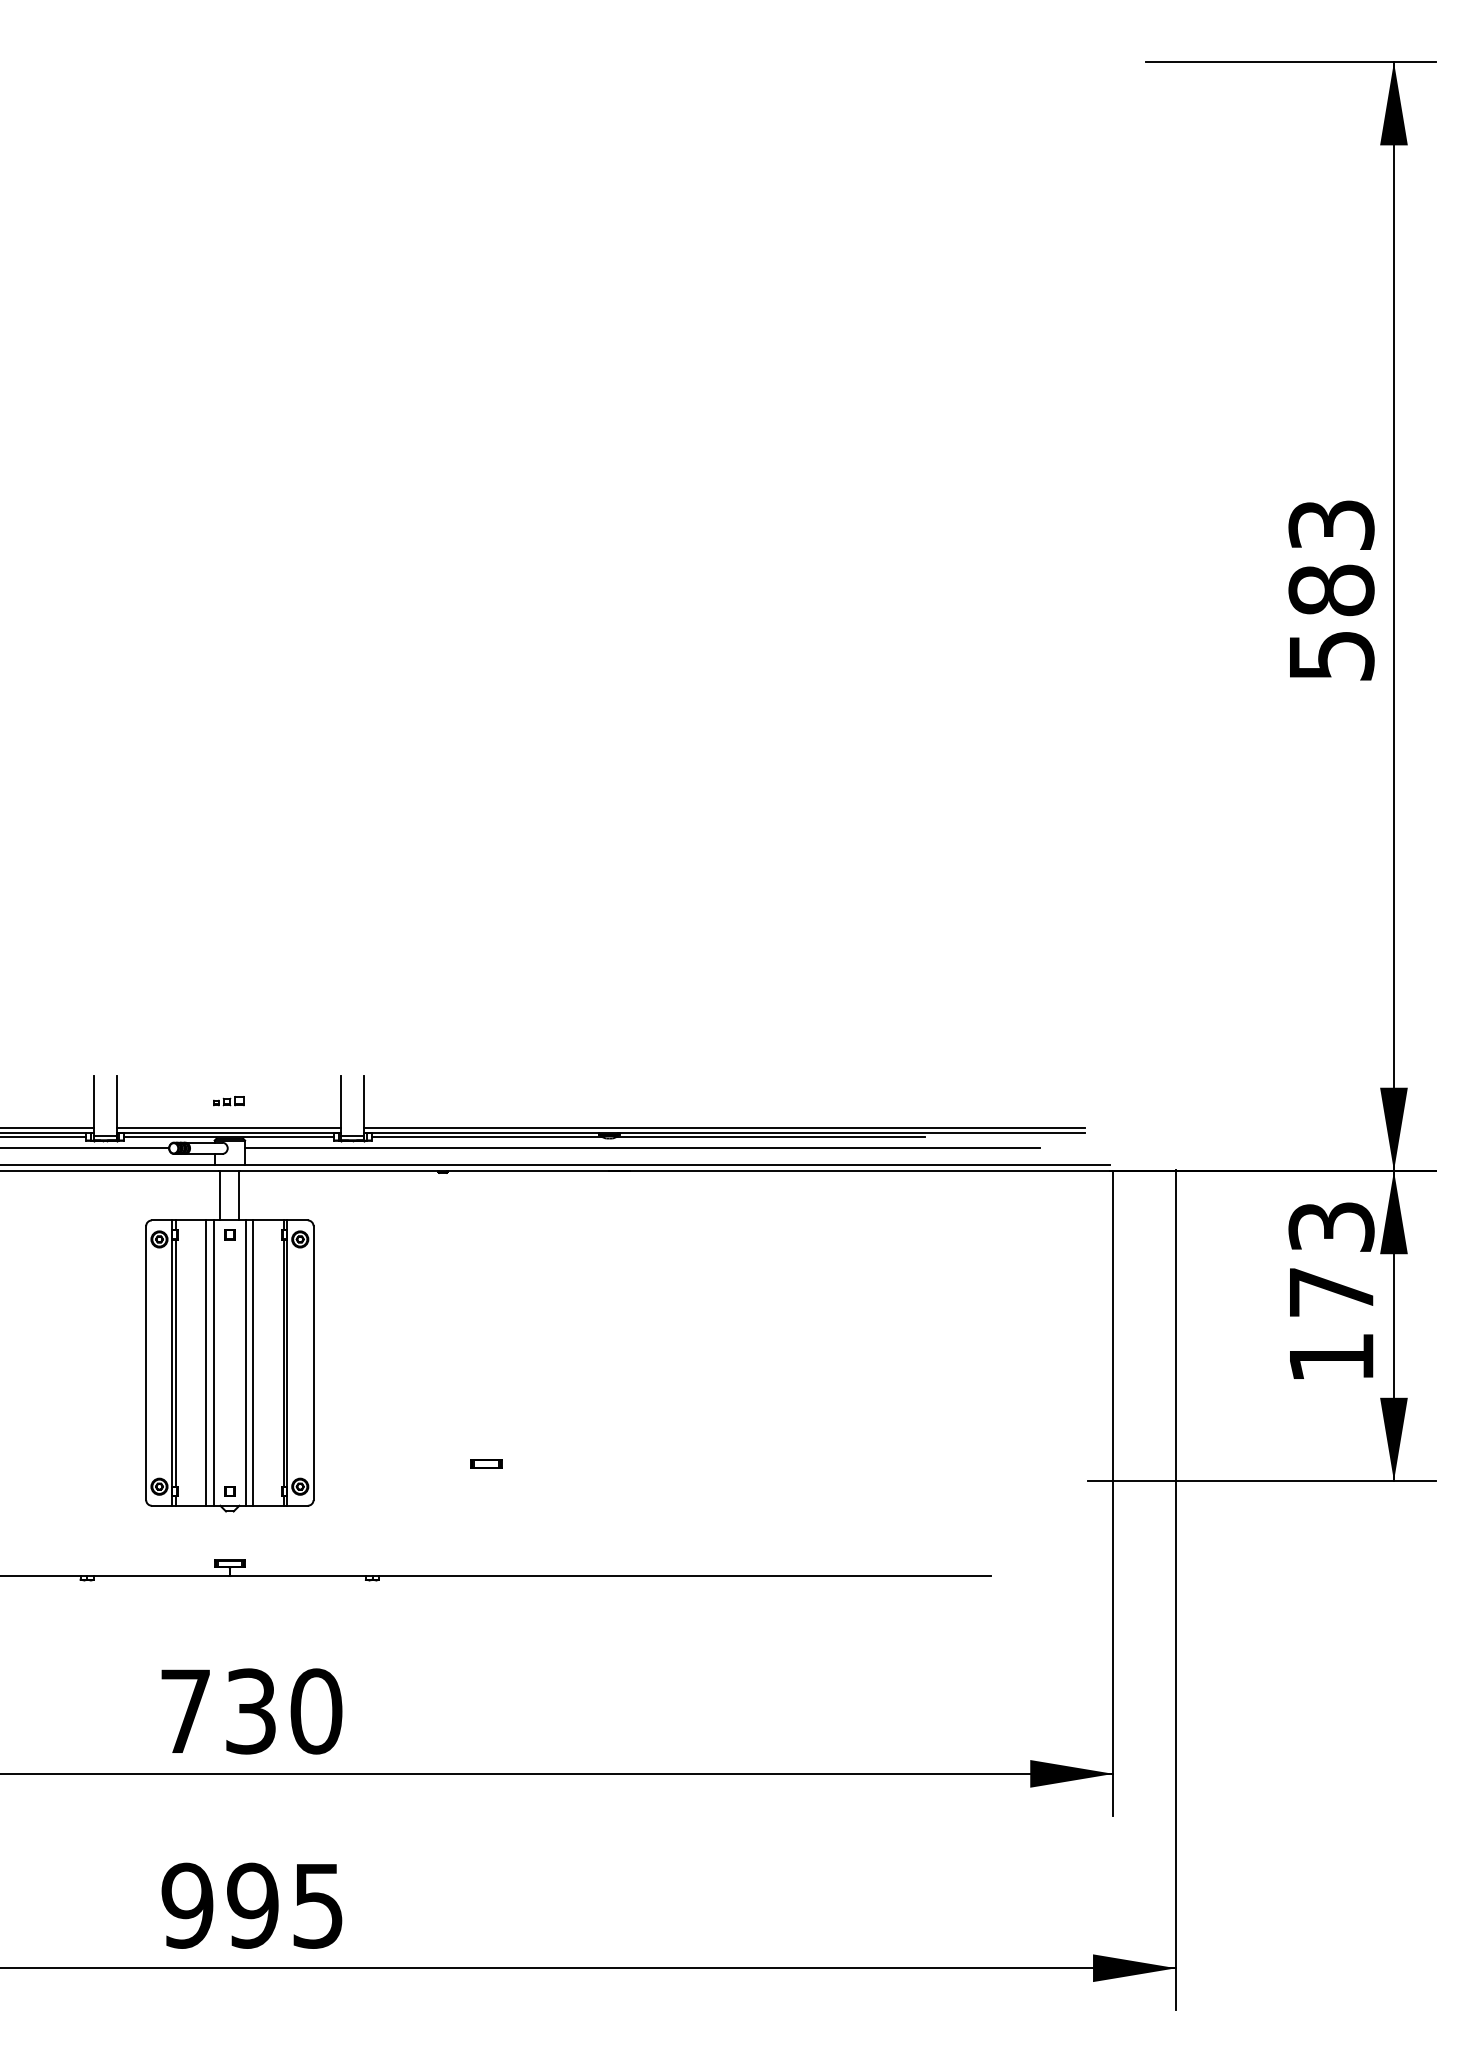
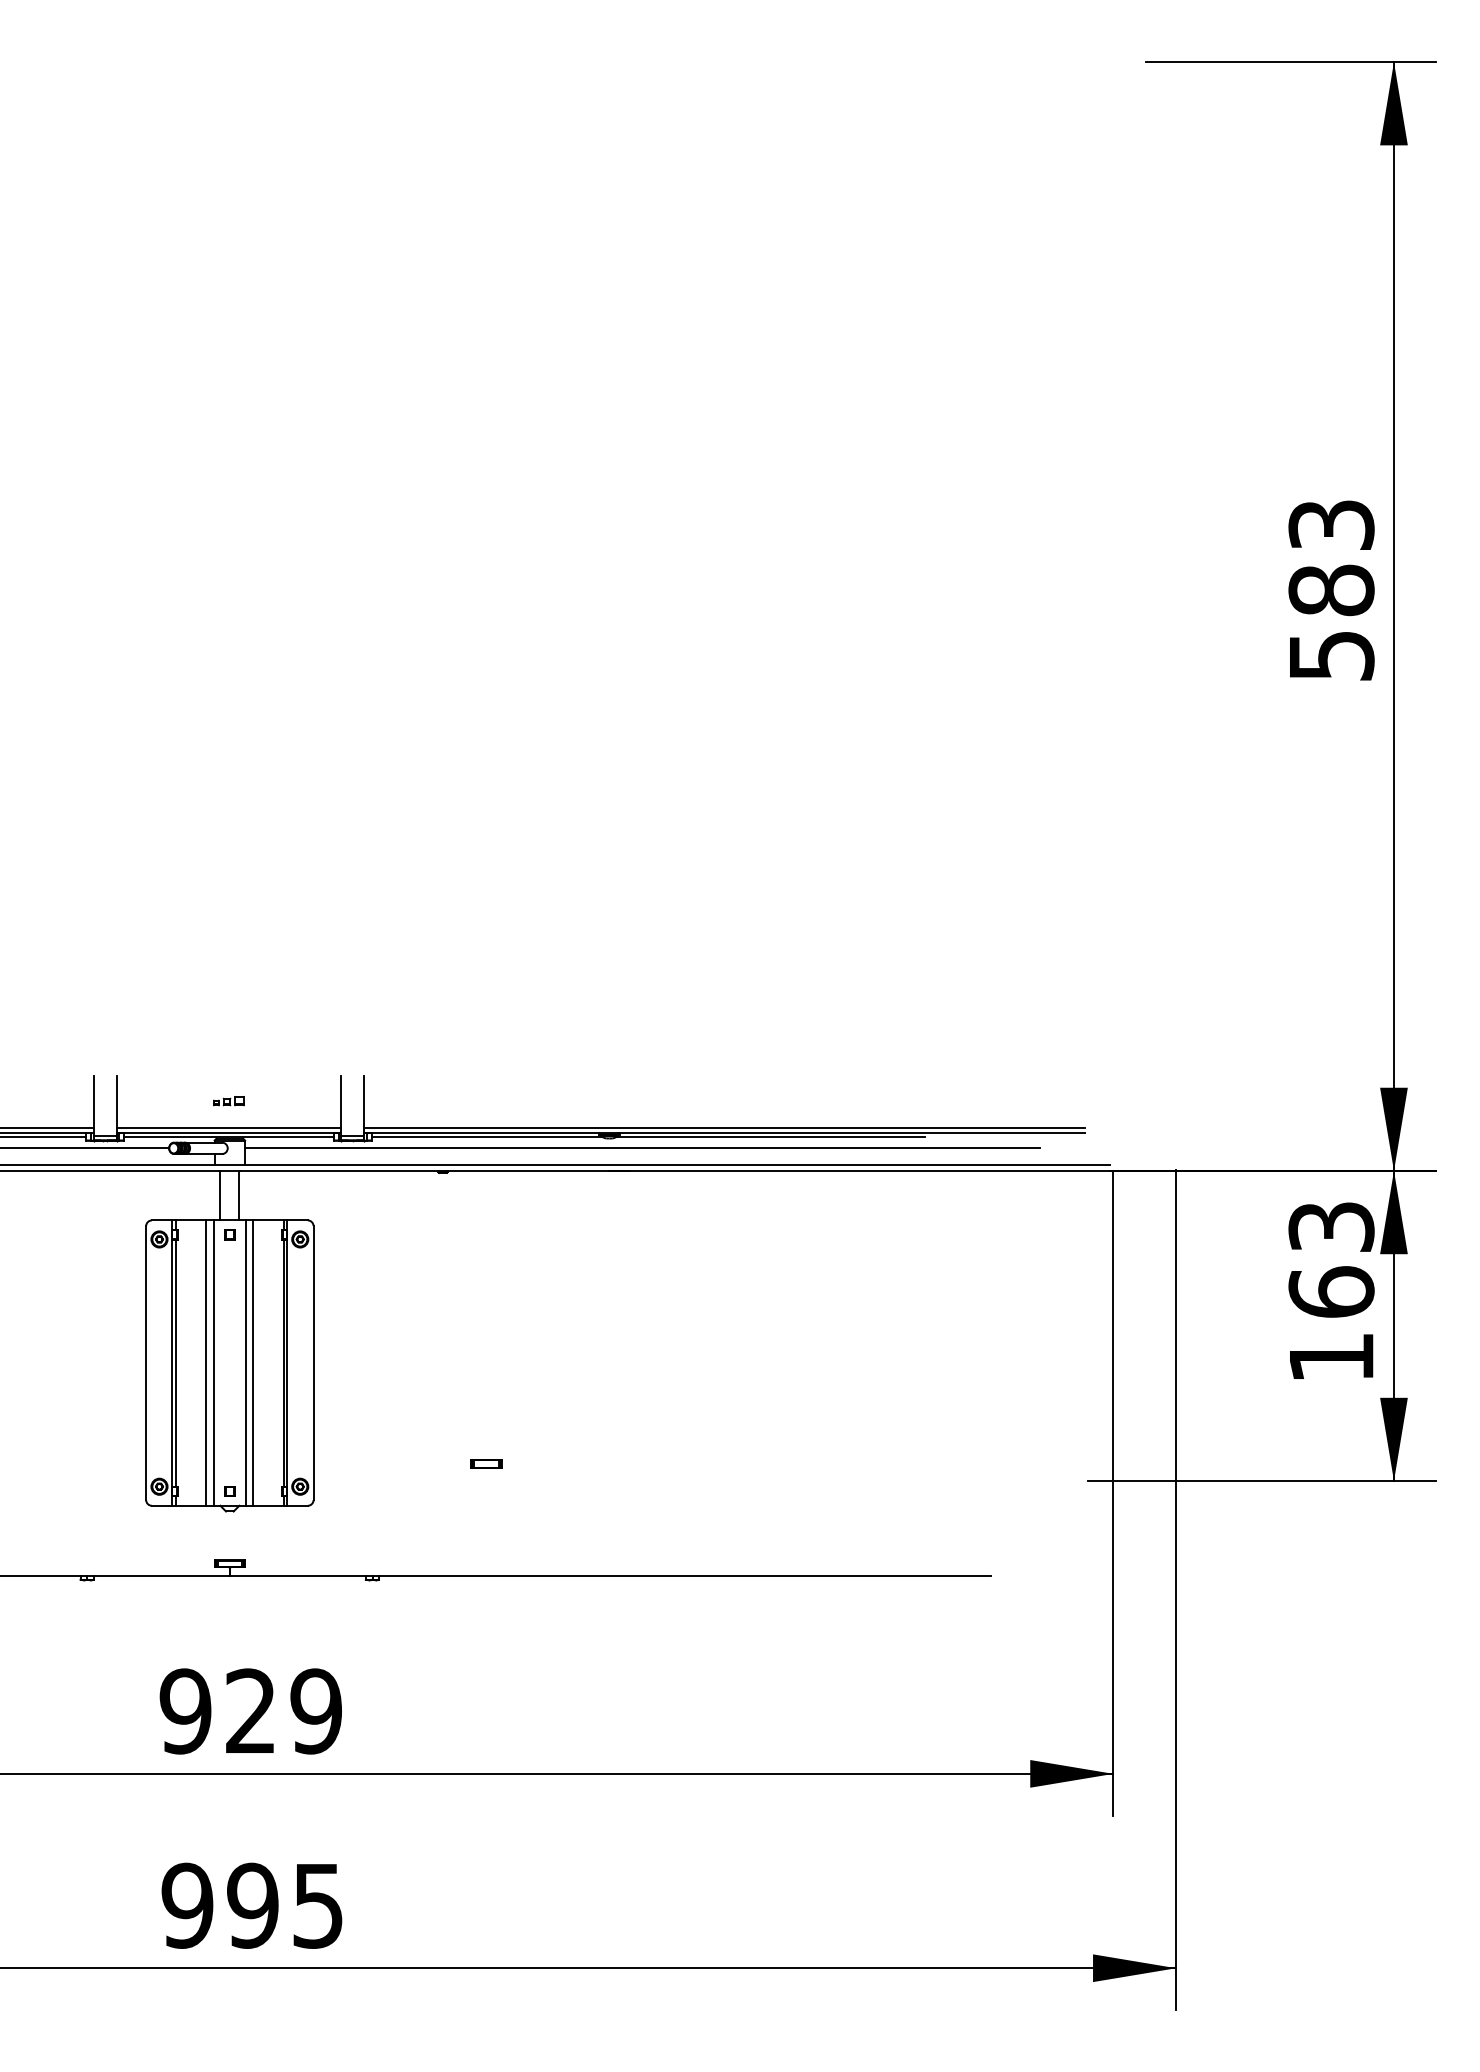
text: 173 -> 163 (1331, 1291)
text: 730 -> 929 (250, 1711)
